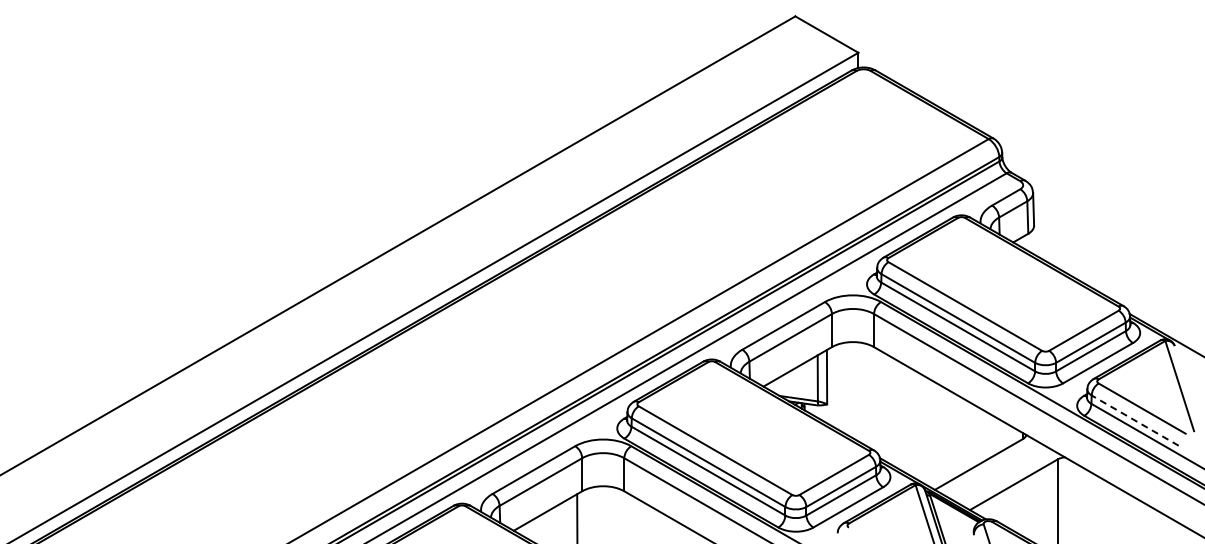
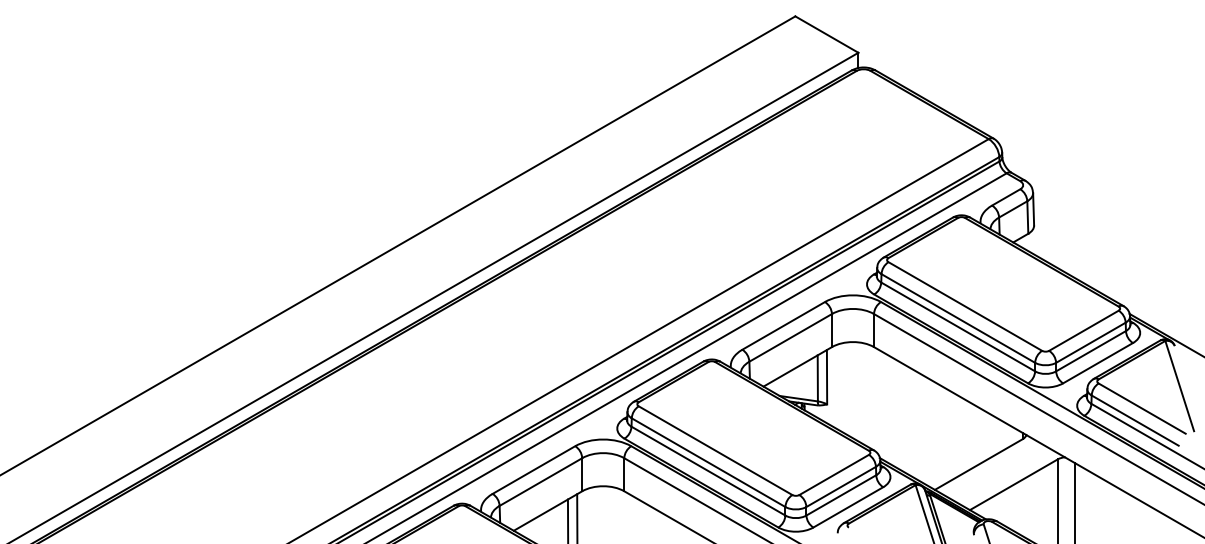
line: dashed -> solid (1134, 420)
line: none -> present (1075, 501)
line: none -> present (567, 519)
